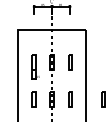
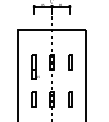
part: present -> none (103, 99)
